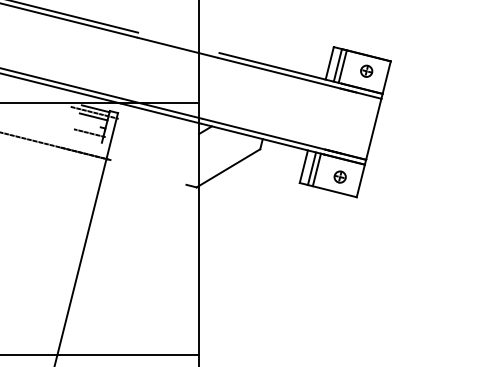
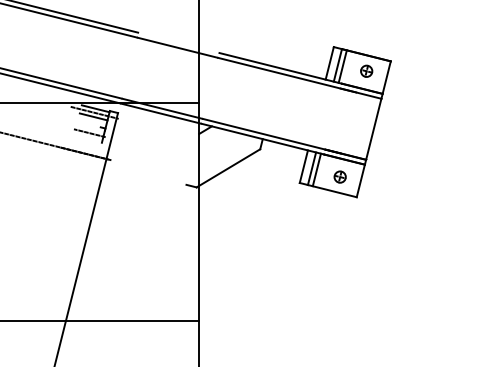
line position: (100, 354) -> (100, 320) (100, 320)
